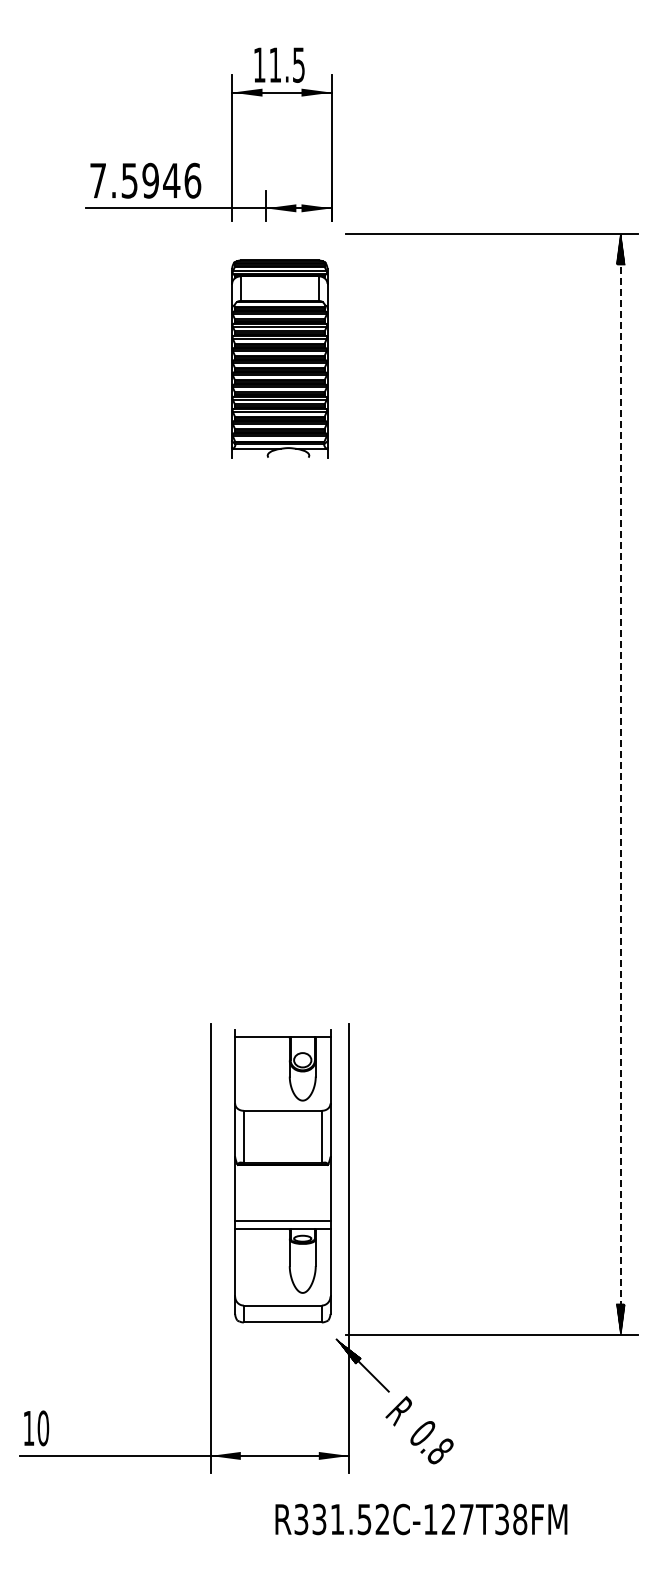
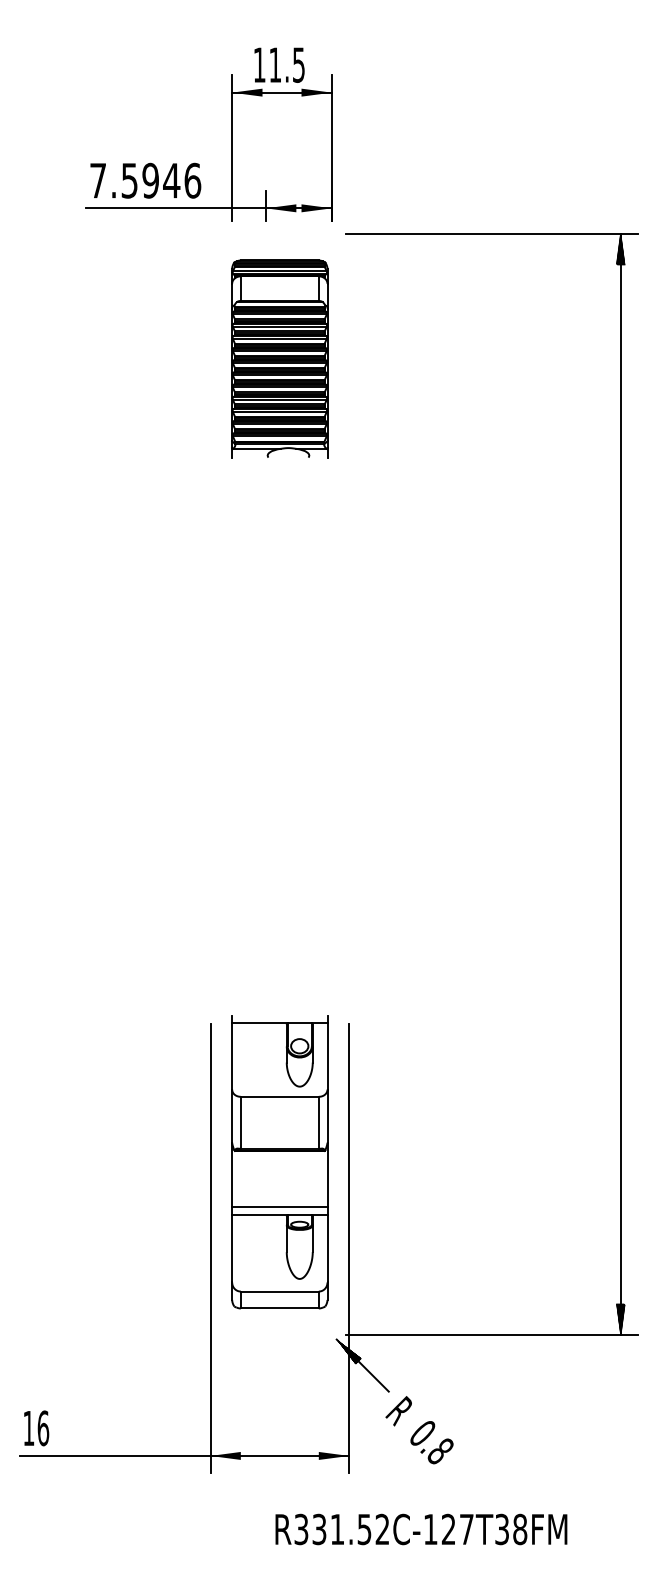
line: dashed -> solid (620, 784)
part position: (282, 1176) -> (279, 1162) (279, 1162)
text: 10 -> 16 (43, 1428)
text position: (421, 1519) -> (421, 1529) (421, 1529)
